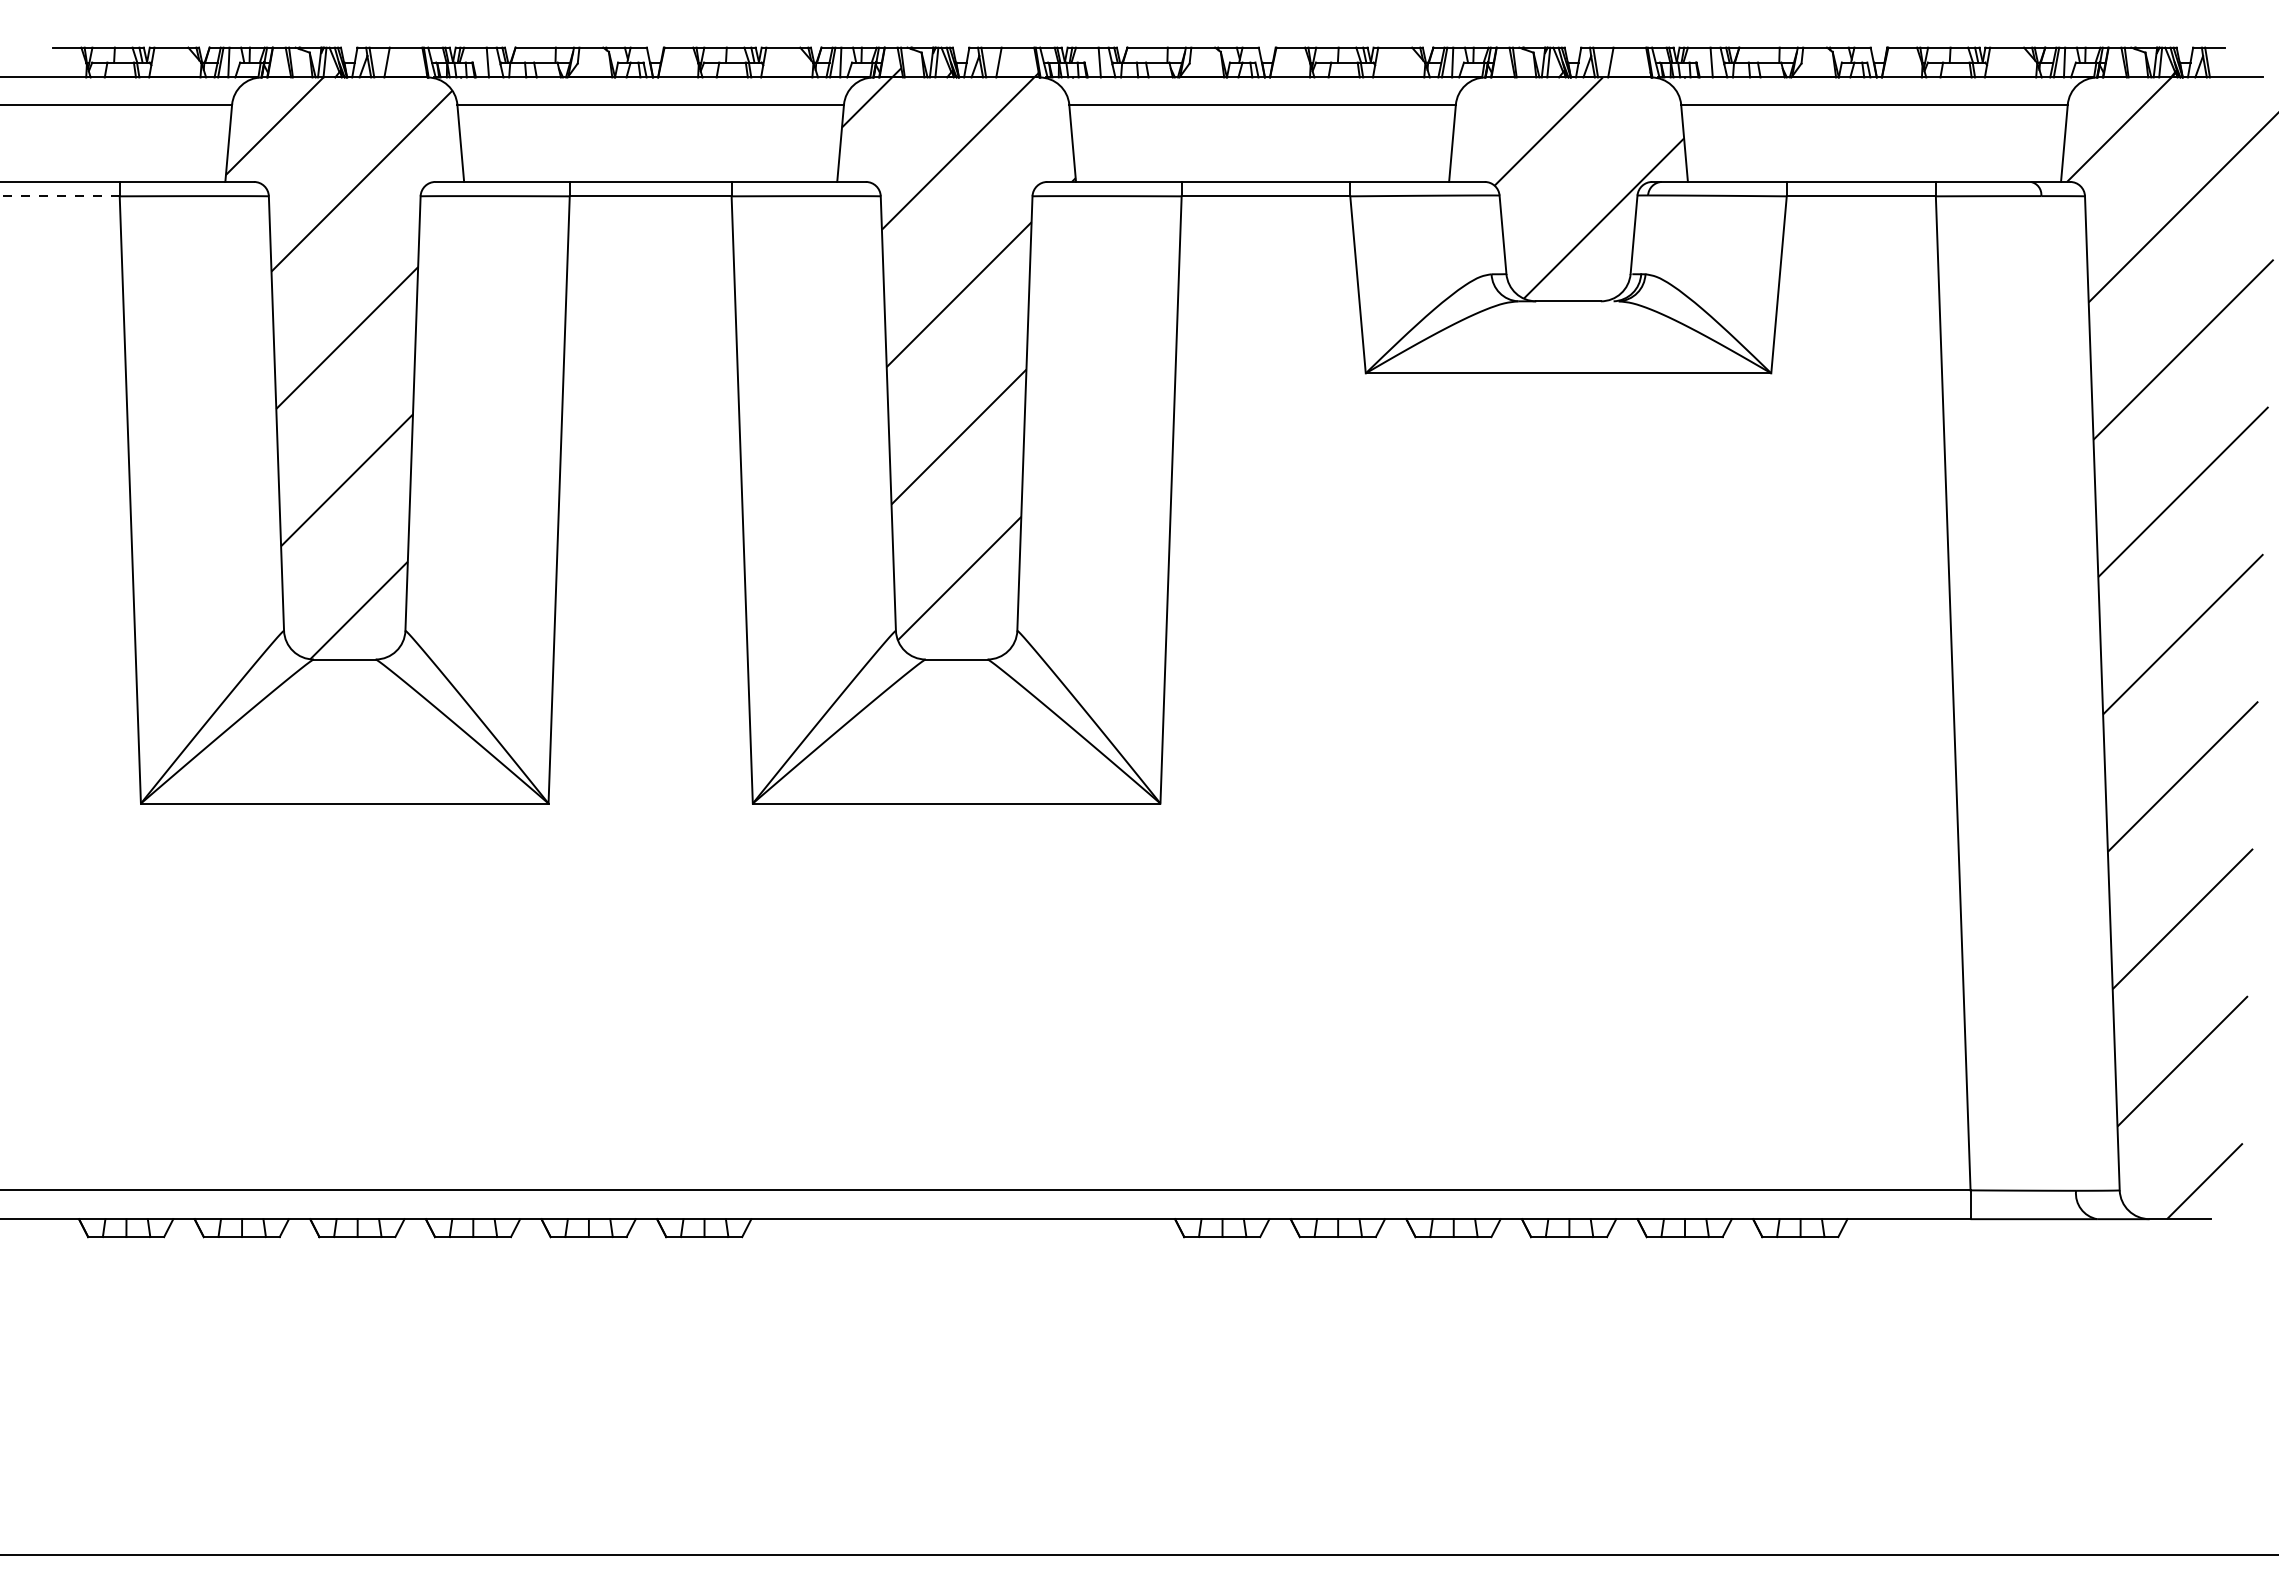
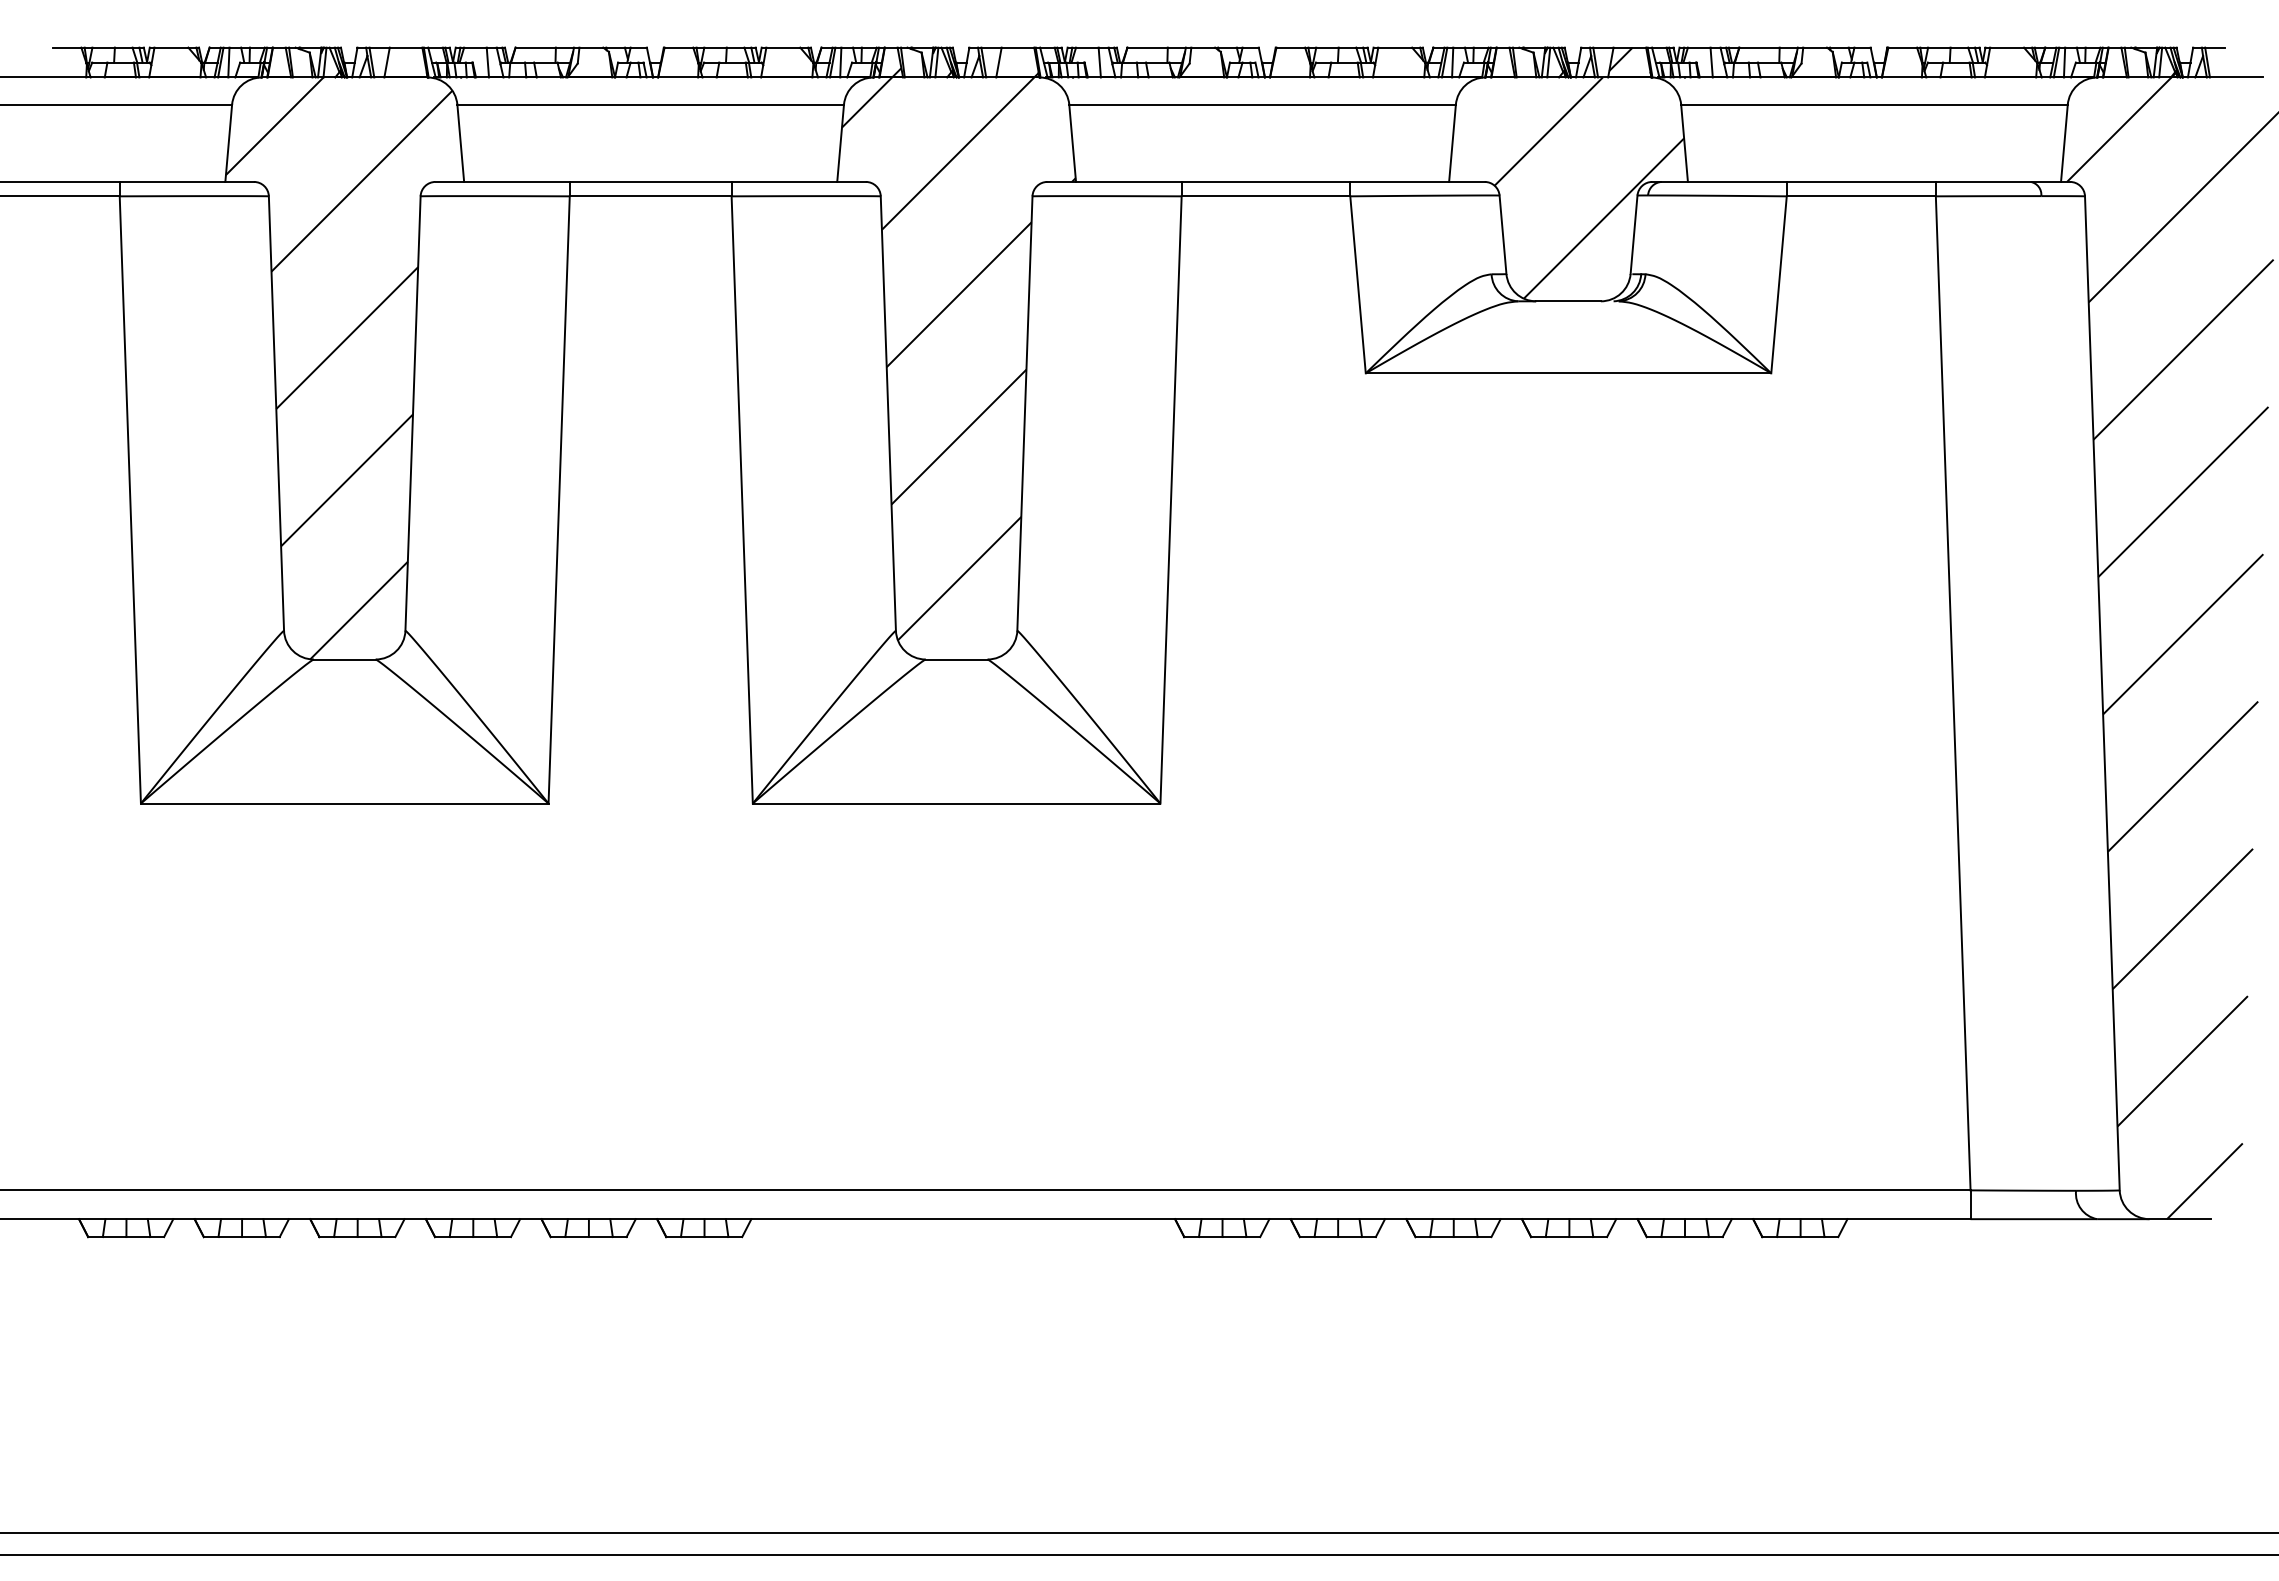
hatch: none -> present (1620, 58)
line: dashed -> solid (59, 196)
line: none -> present (1138, 1533)
